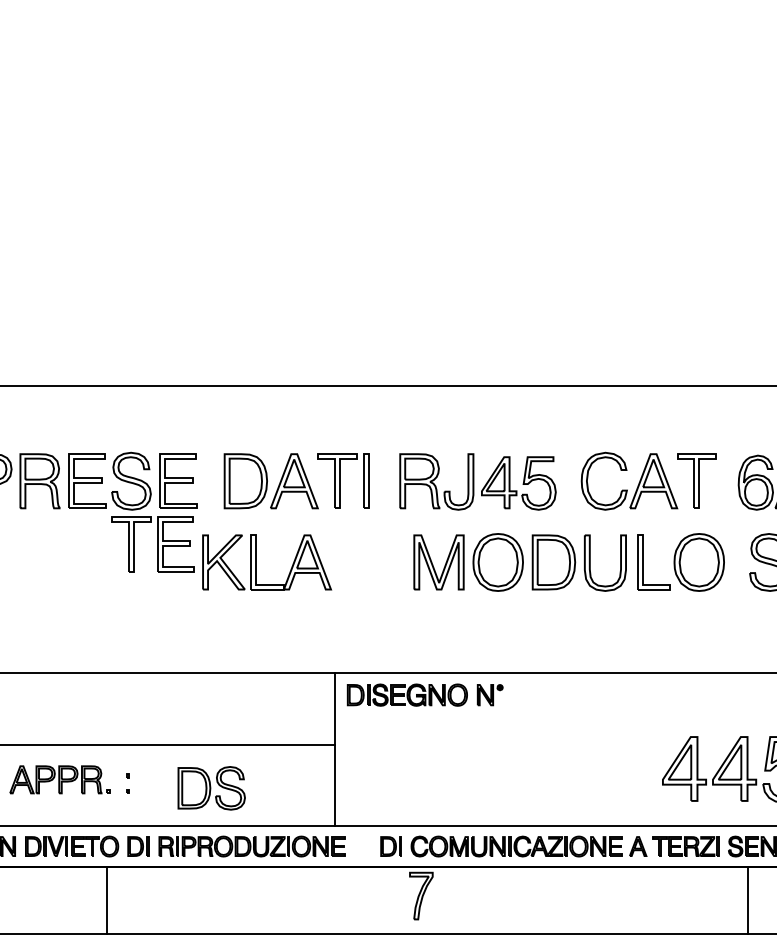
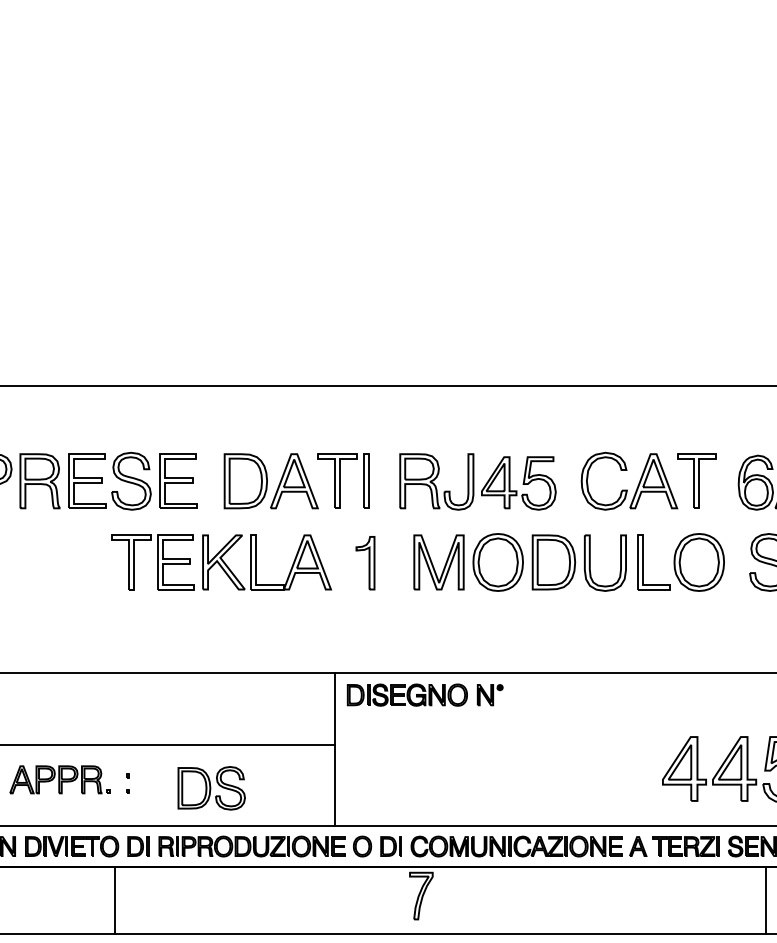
part position: (152, 544) -> (152, 562) (152, 562)
part: none -> present (365, 563)
part: none -> present (362, 846)
line position: (106, 900) -> (114, 900) (114, 900)
line position: (748, 900) -> (766, 900) (766, 900)
